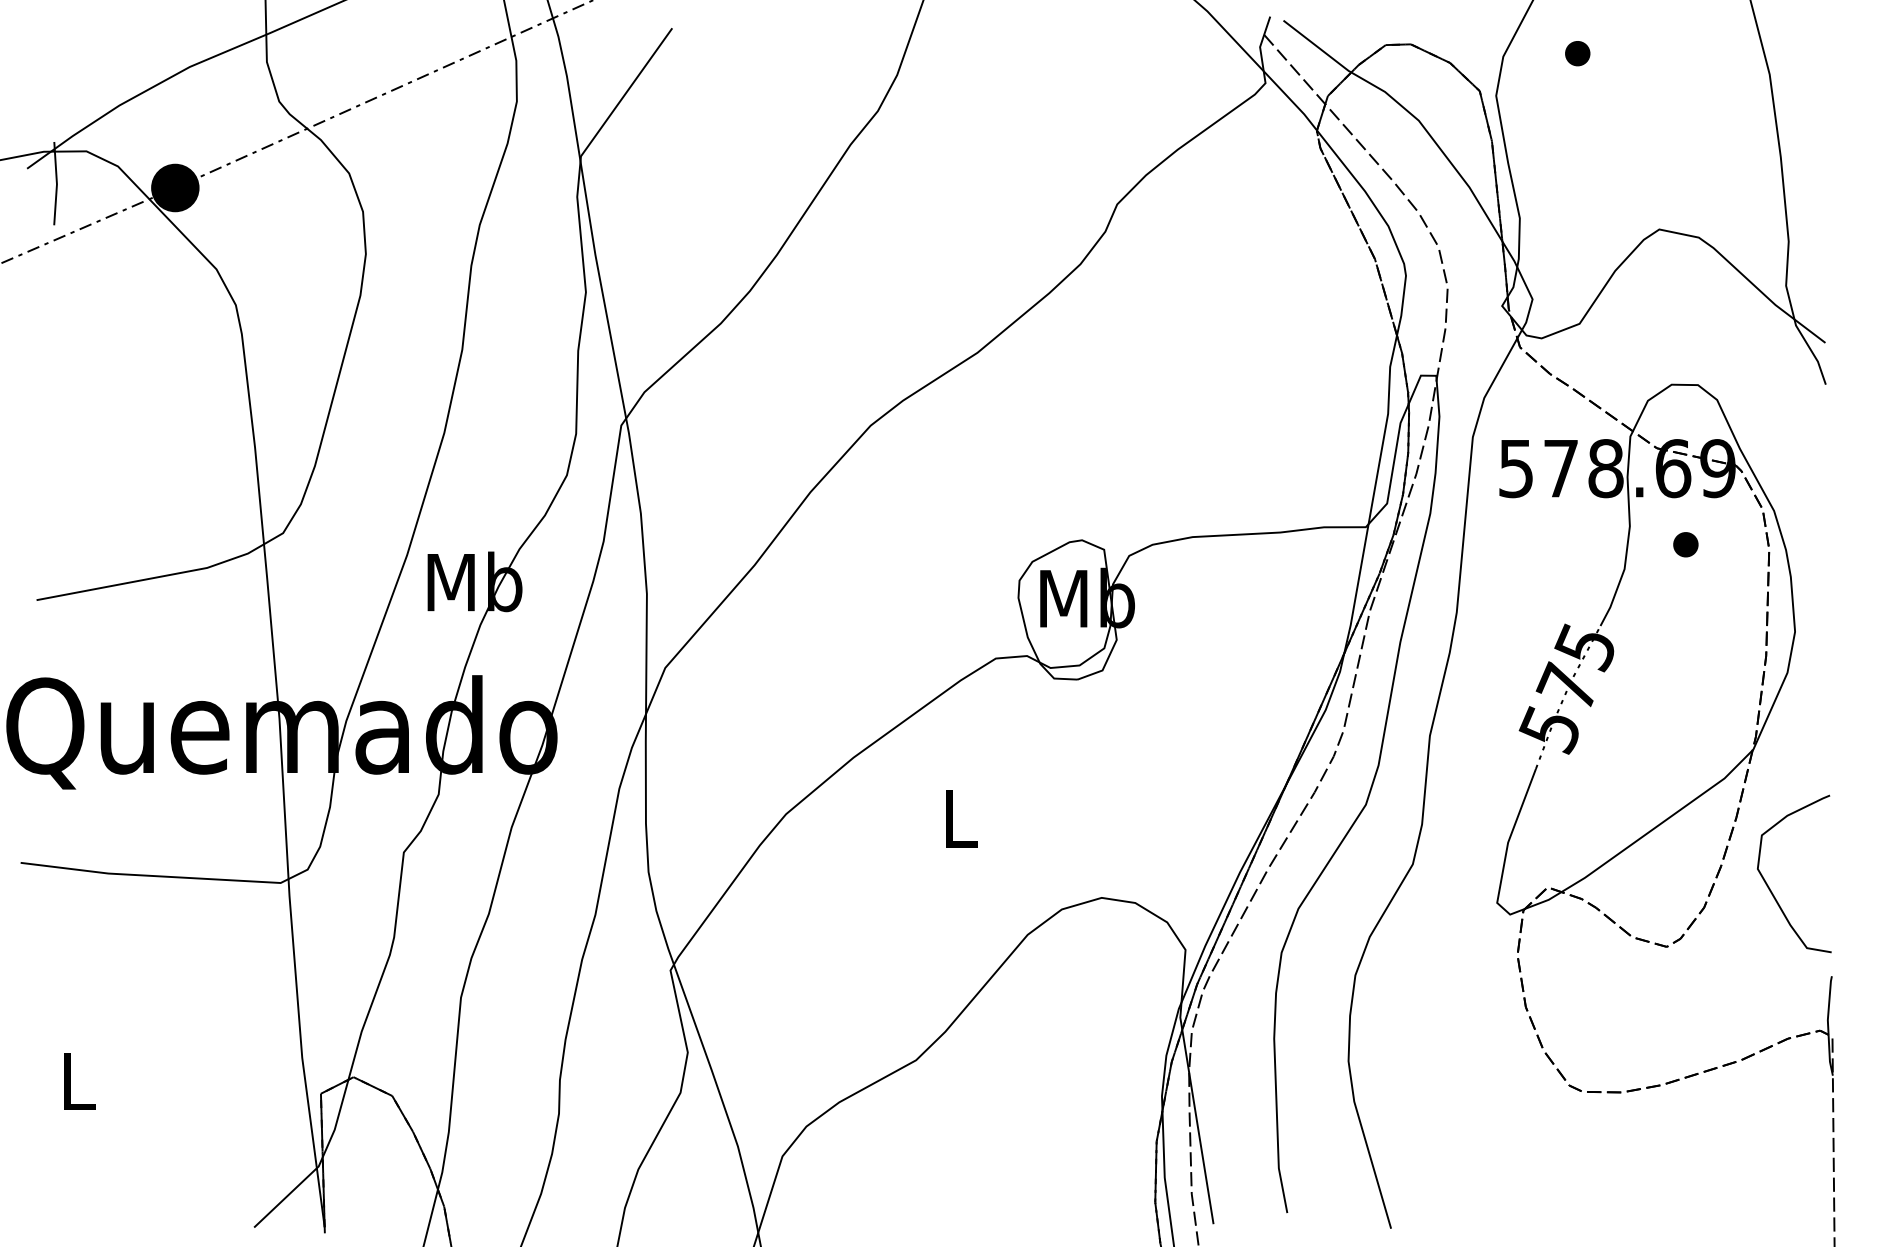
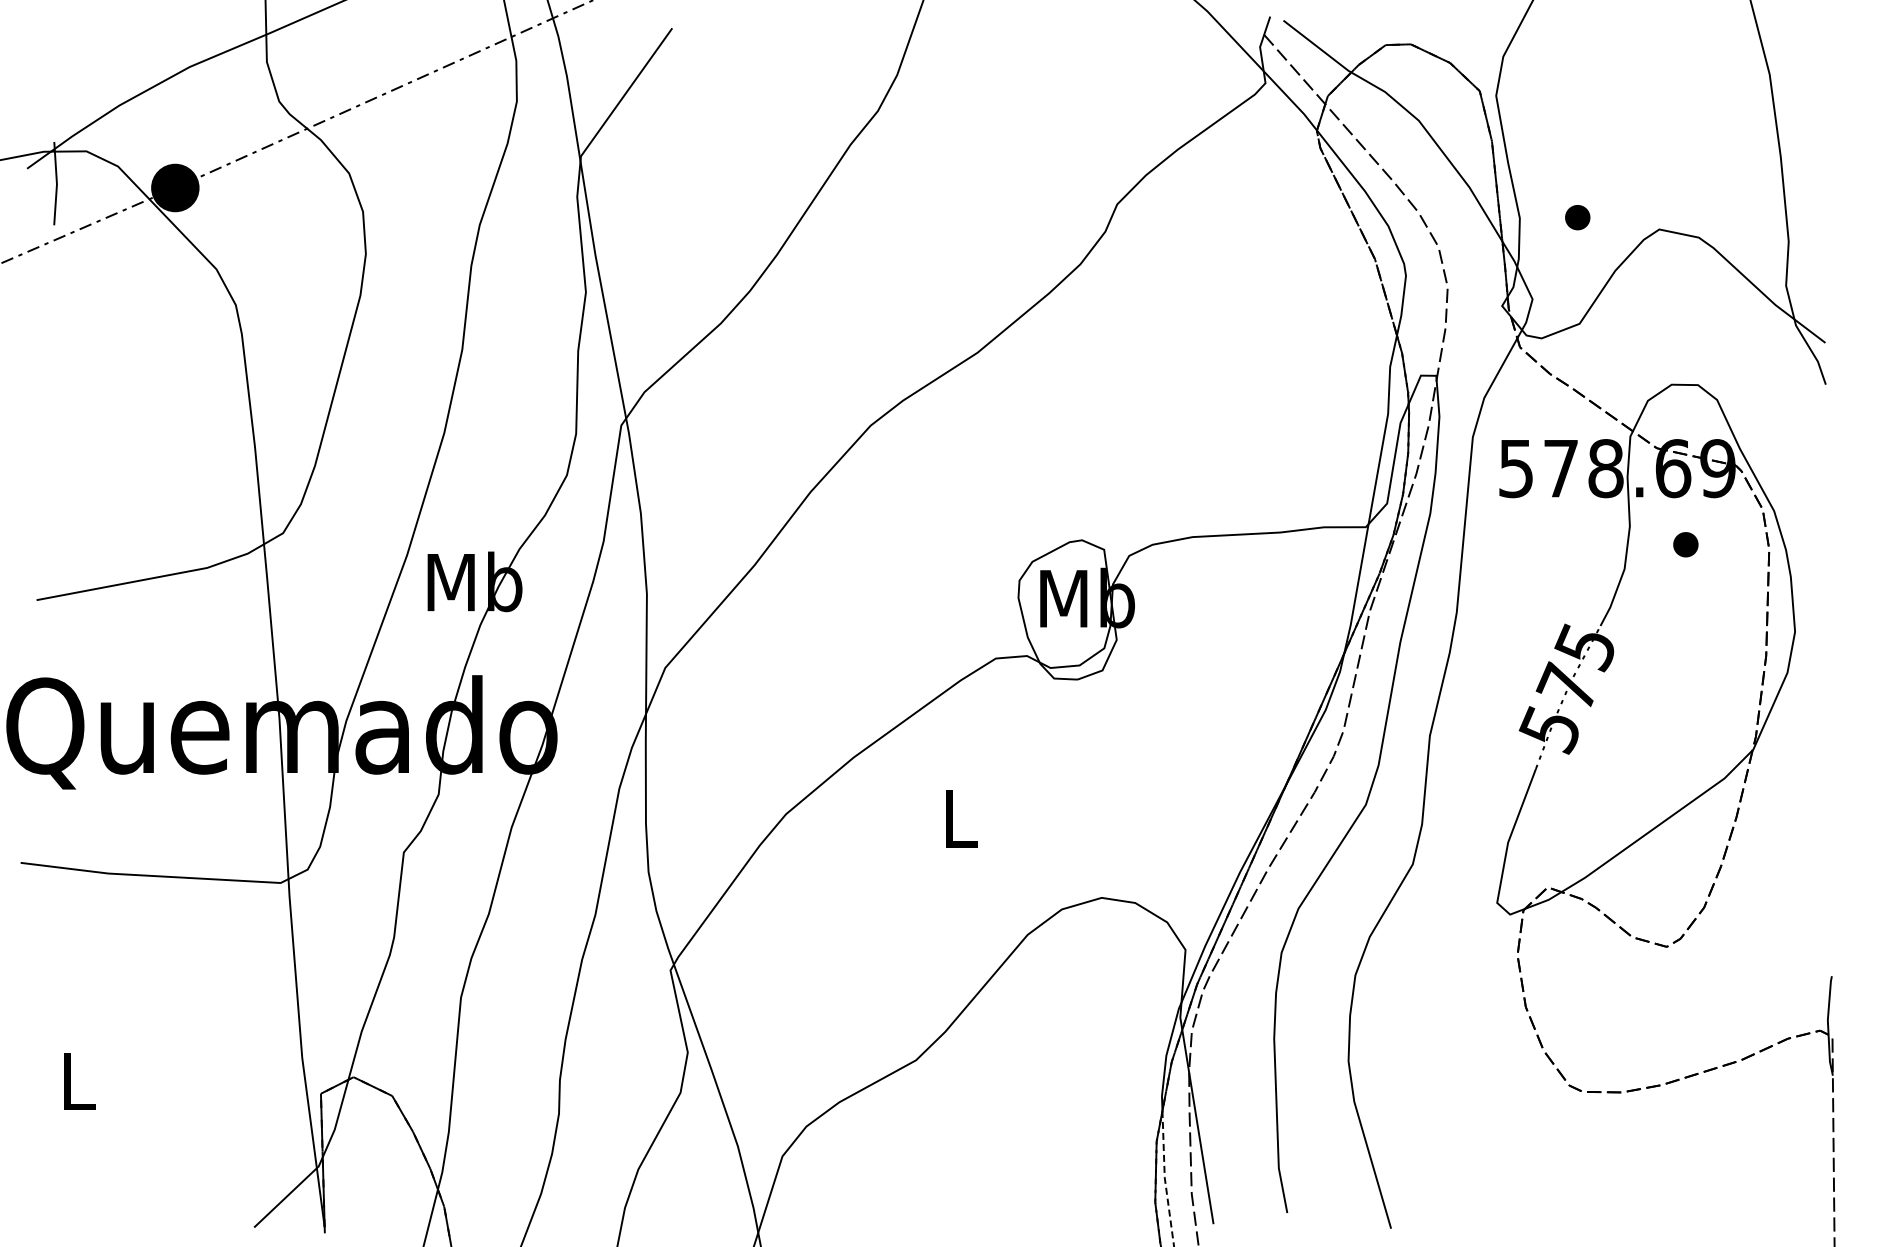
part position: (1577, 53) -> (1577, 217) (1577, 217)
curve: present -> none (1769, 886)
line: solid -> dashed (1164, 1178)
